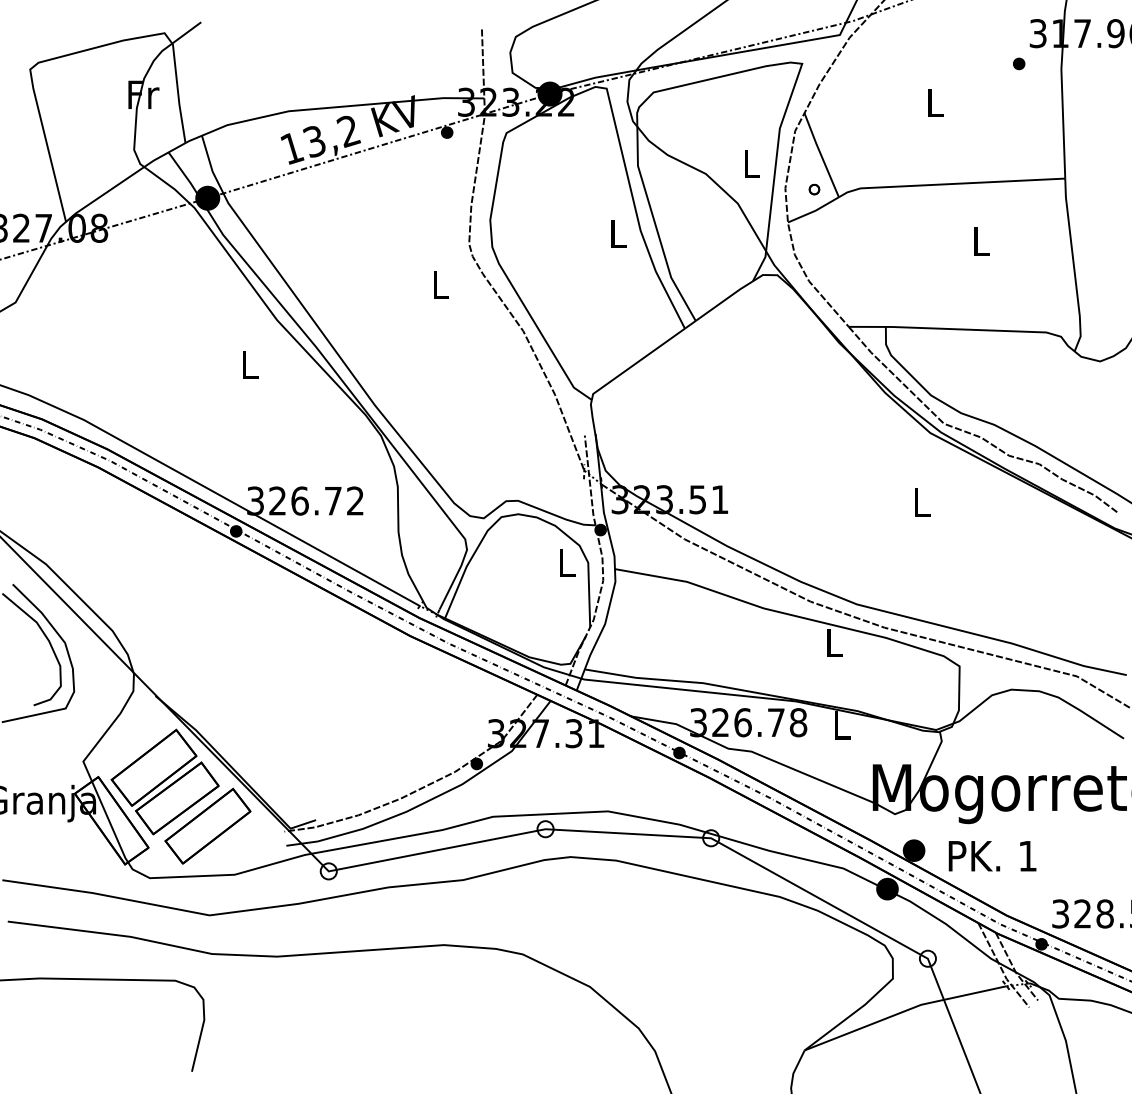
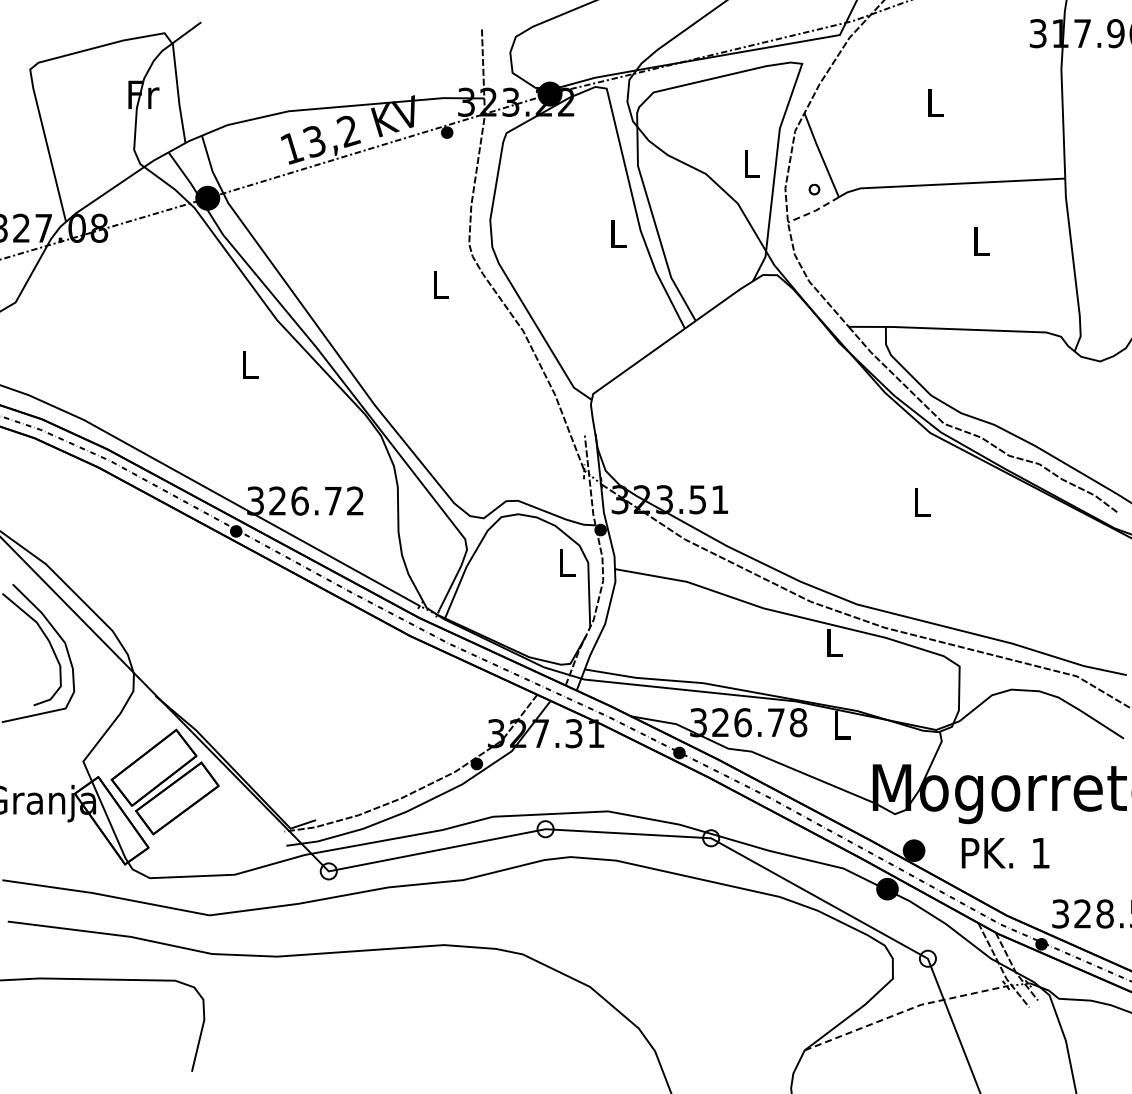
part: present -> none (1019, 63)
line: solid -> dashed (813, 211)
part: present -> none (207, 825)
text position: (992, 856) -> (1005, 853) (1005, 853)
line: solid -> dashed (904, 1011)
